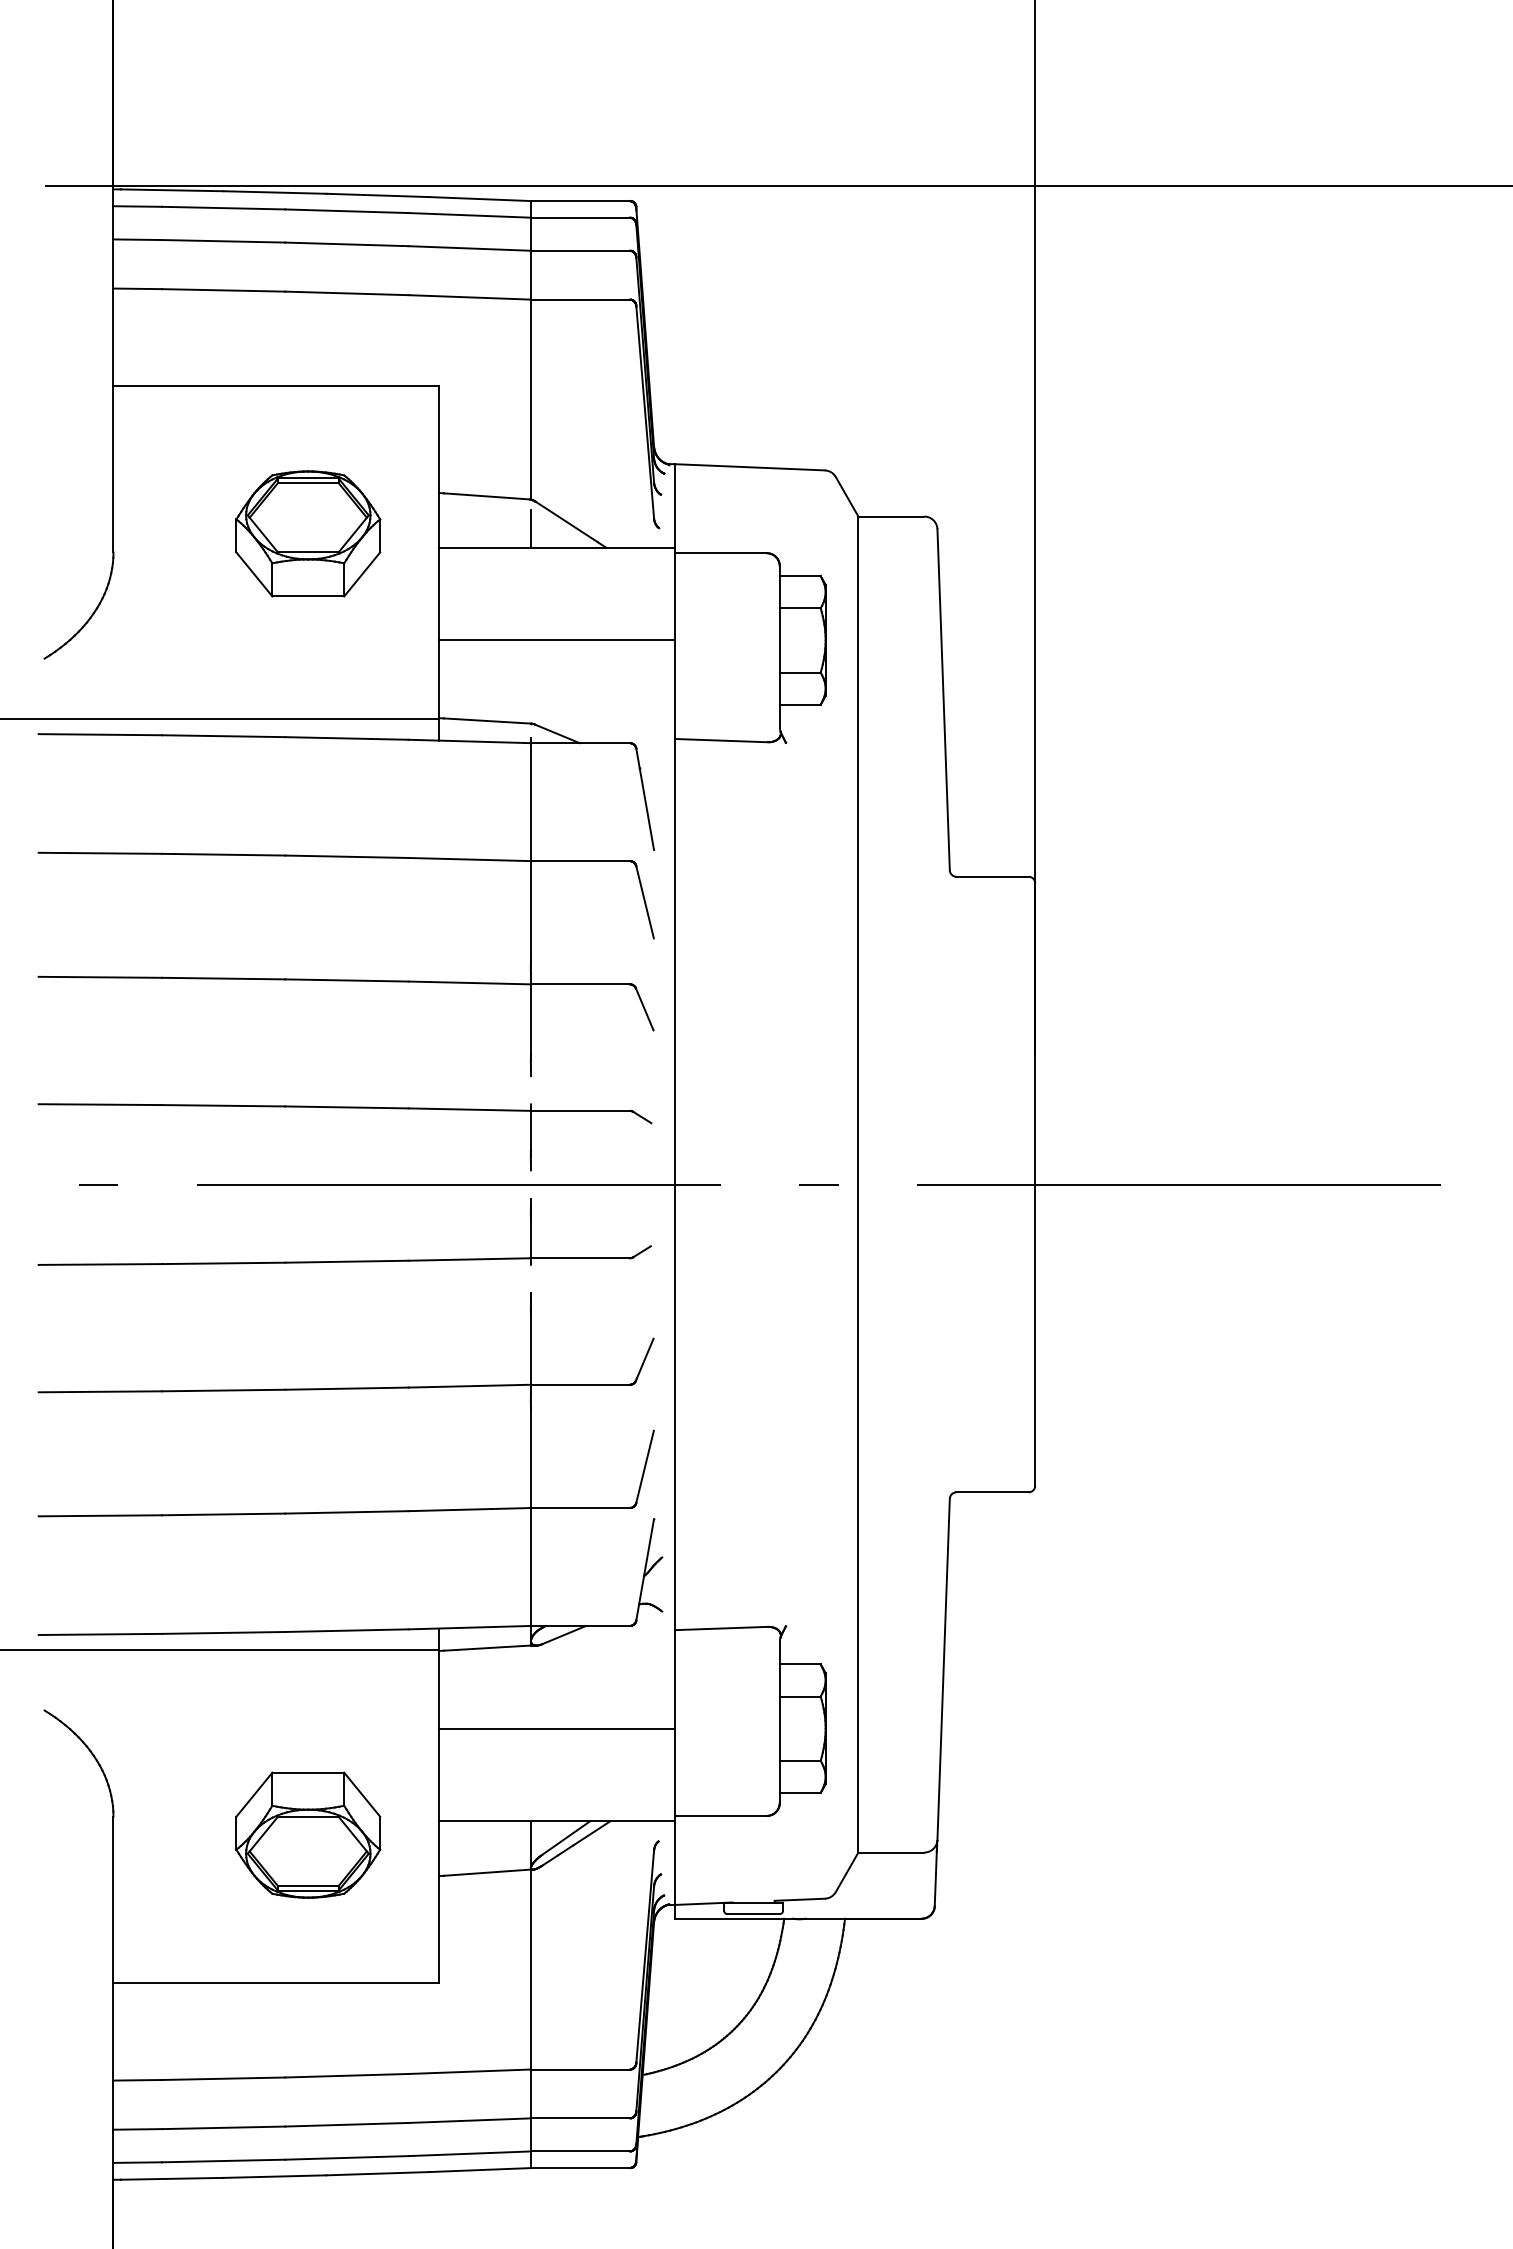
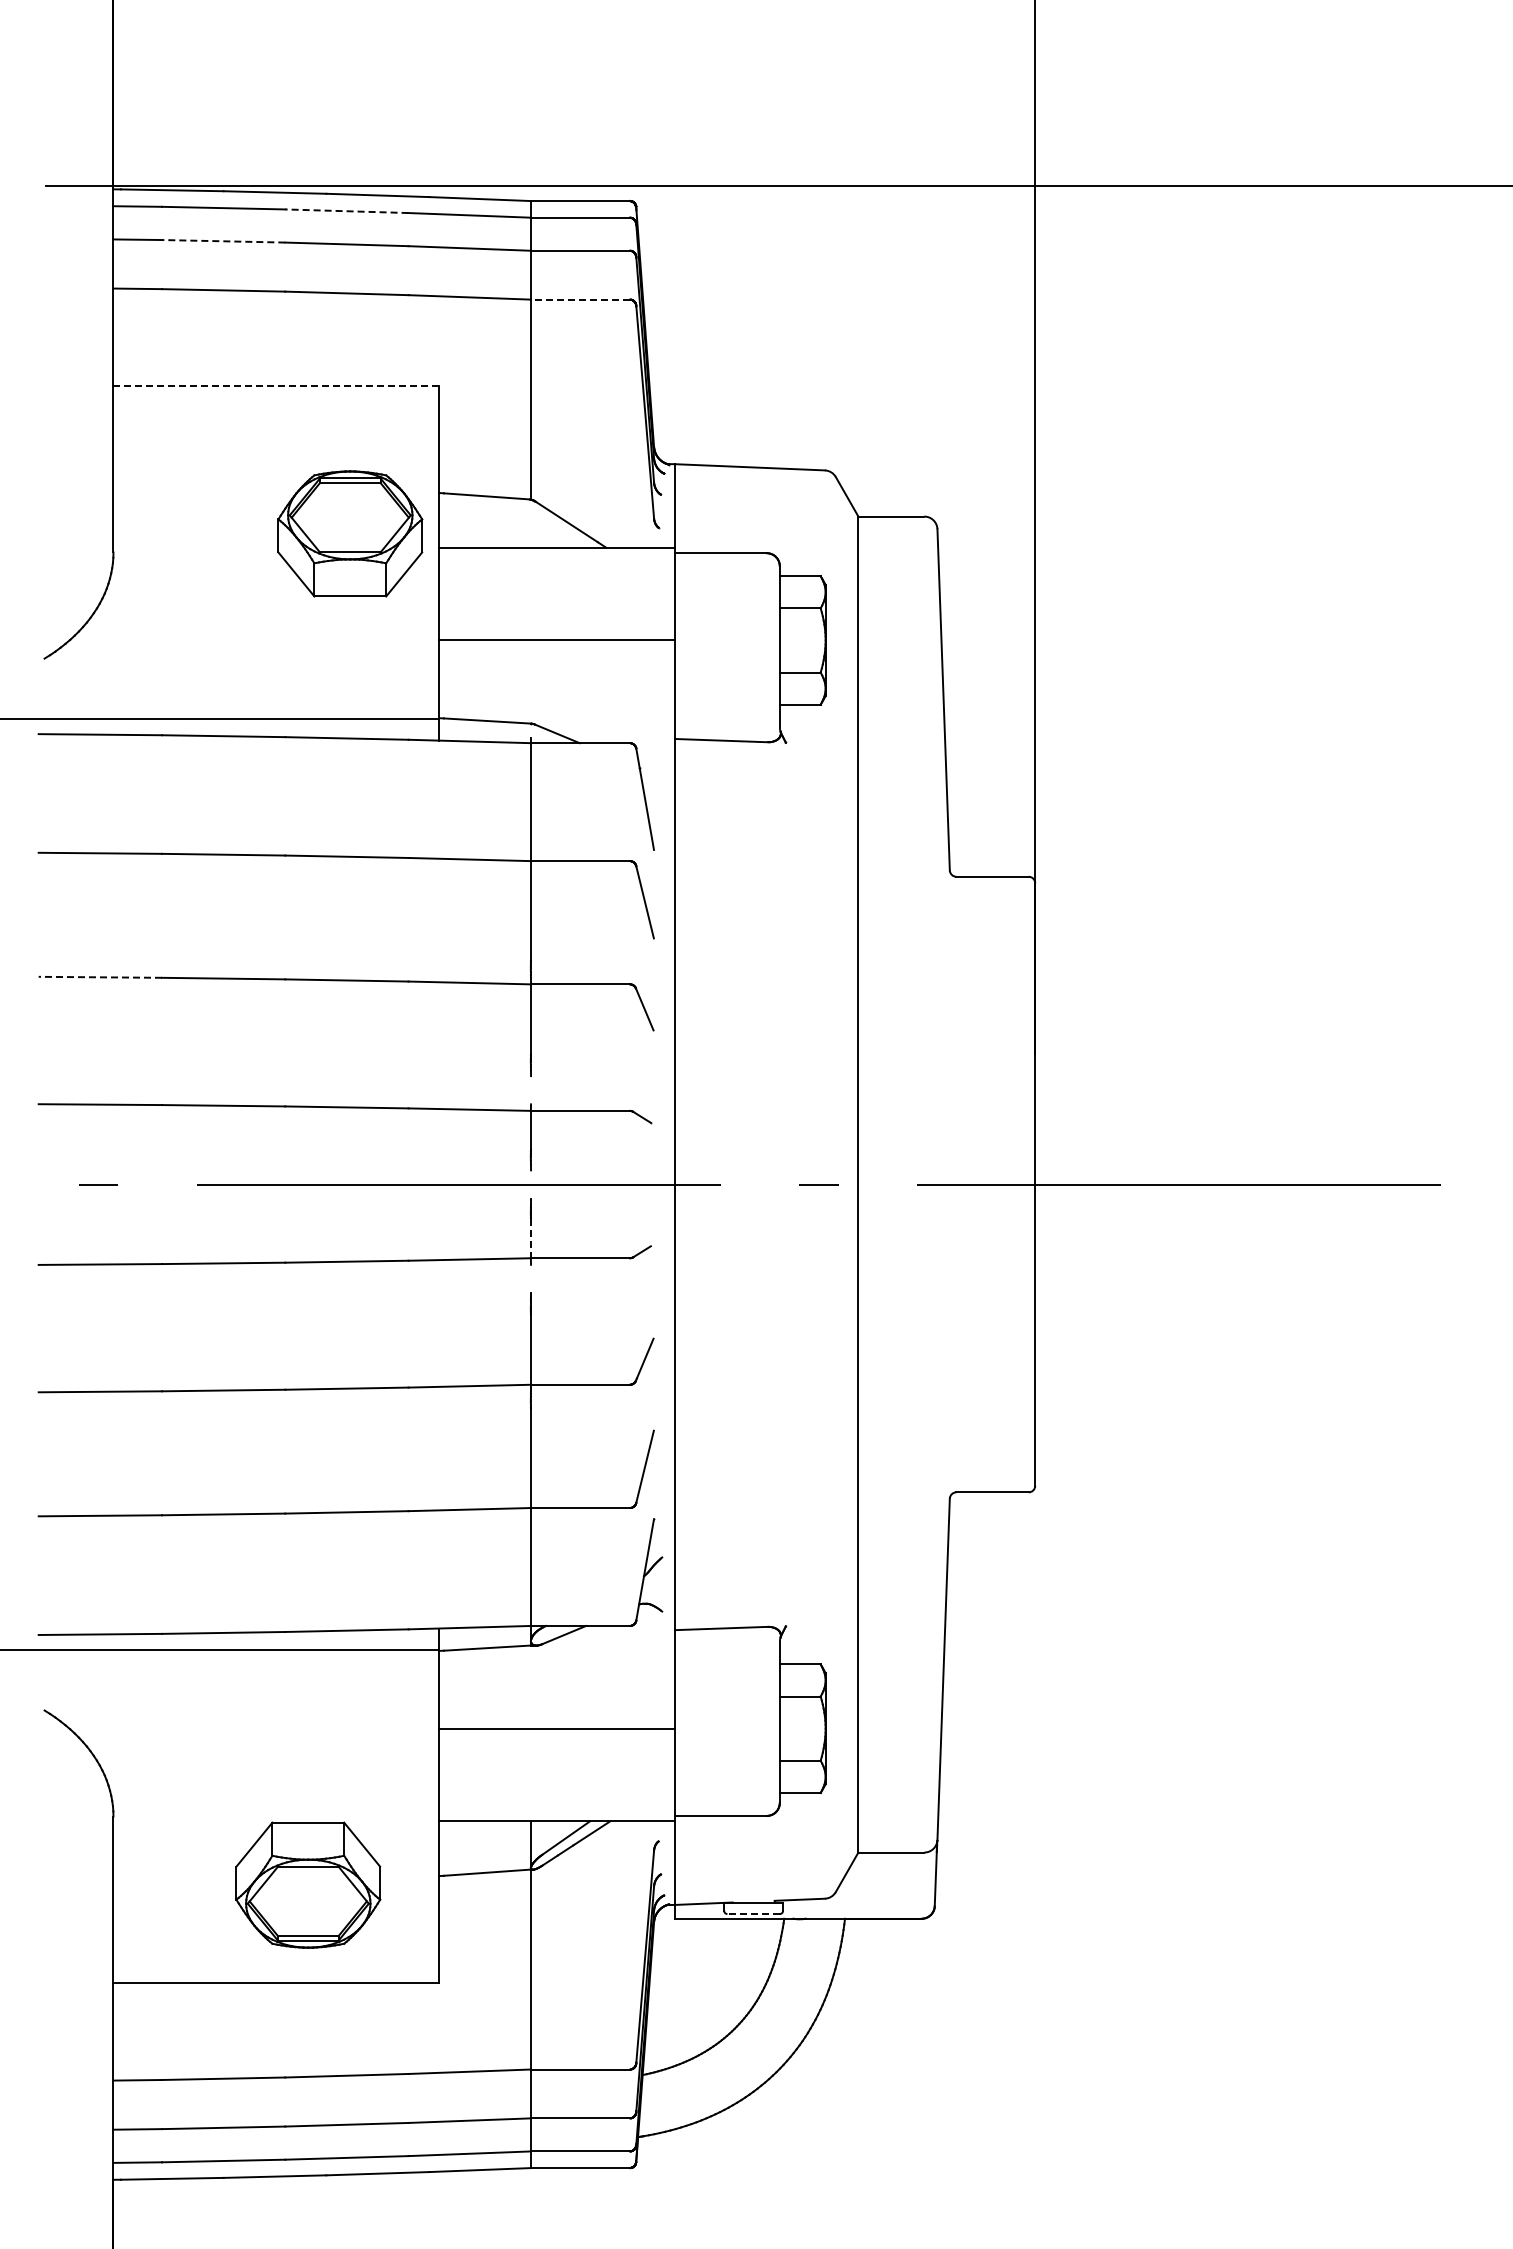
line: solid -> dashed (346, 211)
line: solid -> dashed (223, 241)
line: solid -> dashed (579, 299)
line: solid -> dashed (276, 385)
line: present -> none (530, 528)
part position: (308, 533) -> (350, 533) (350, 533)
line: solid -> dashed (100, 977)
line: solid -> dashed (530, 1238)
part position: (308, 1834) -> (308, 1884) (308, 1884)
line: solid -> dashed (753, 1914)
